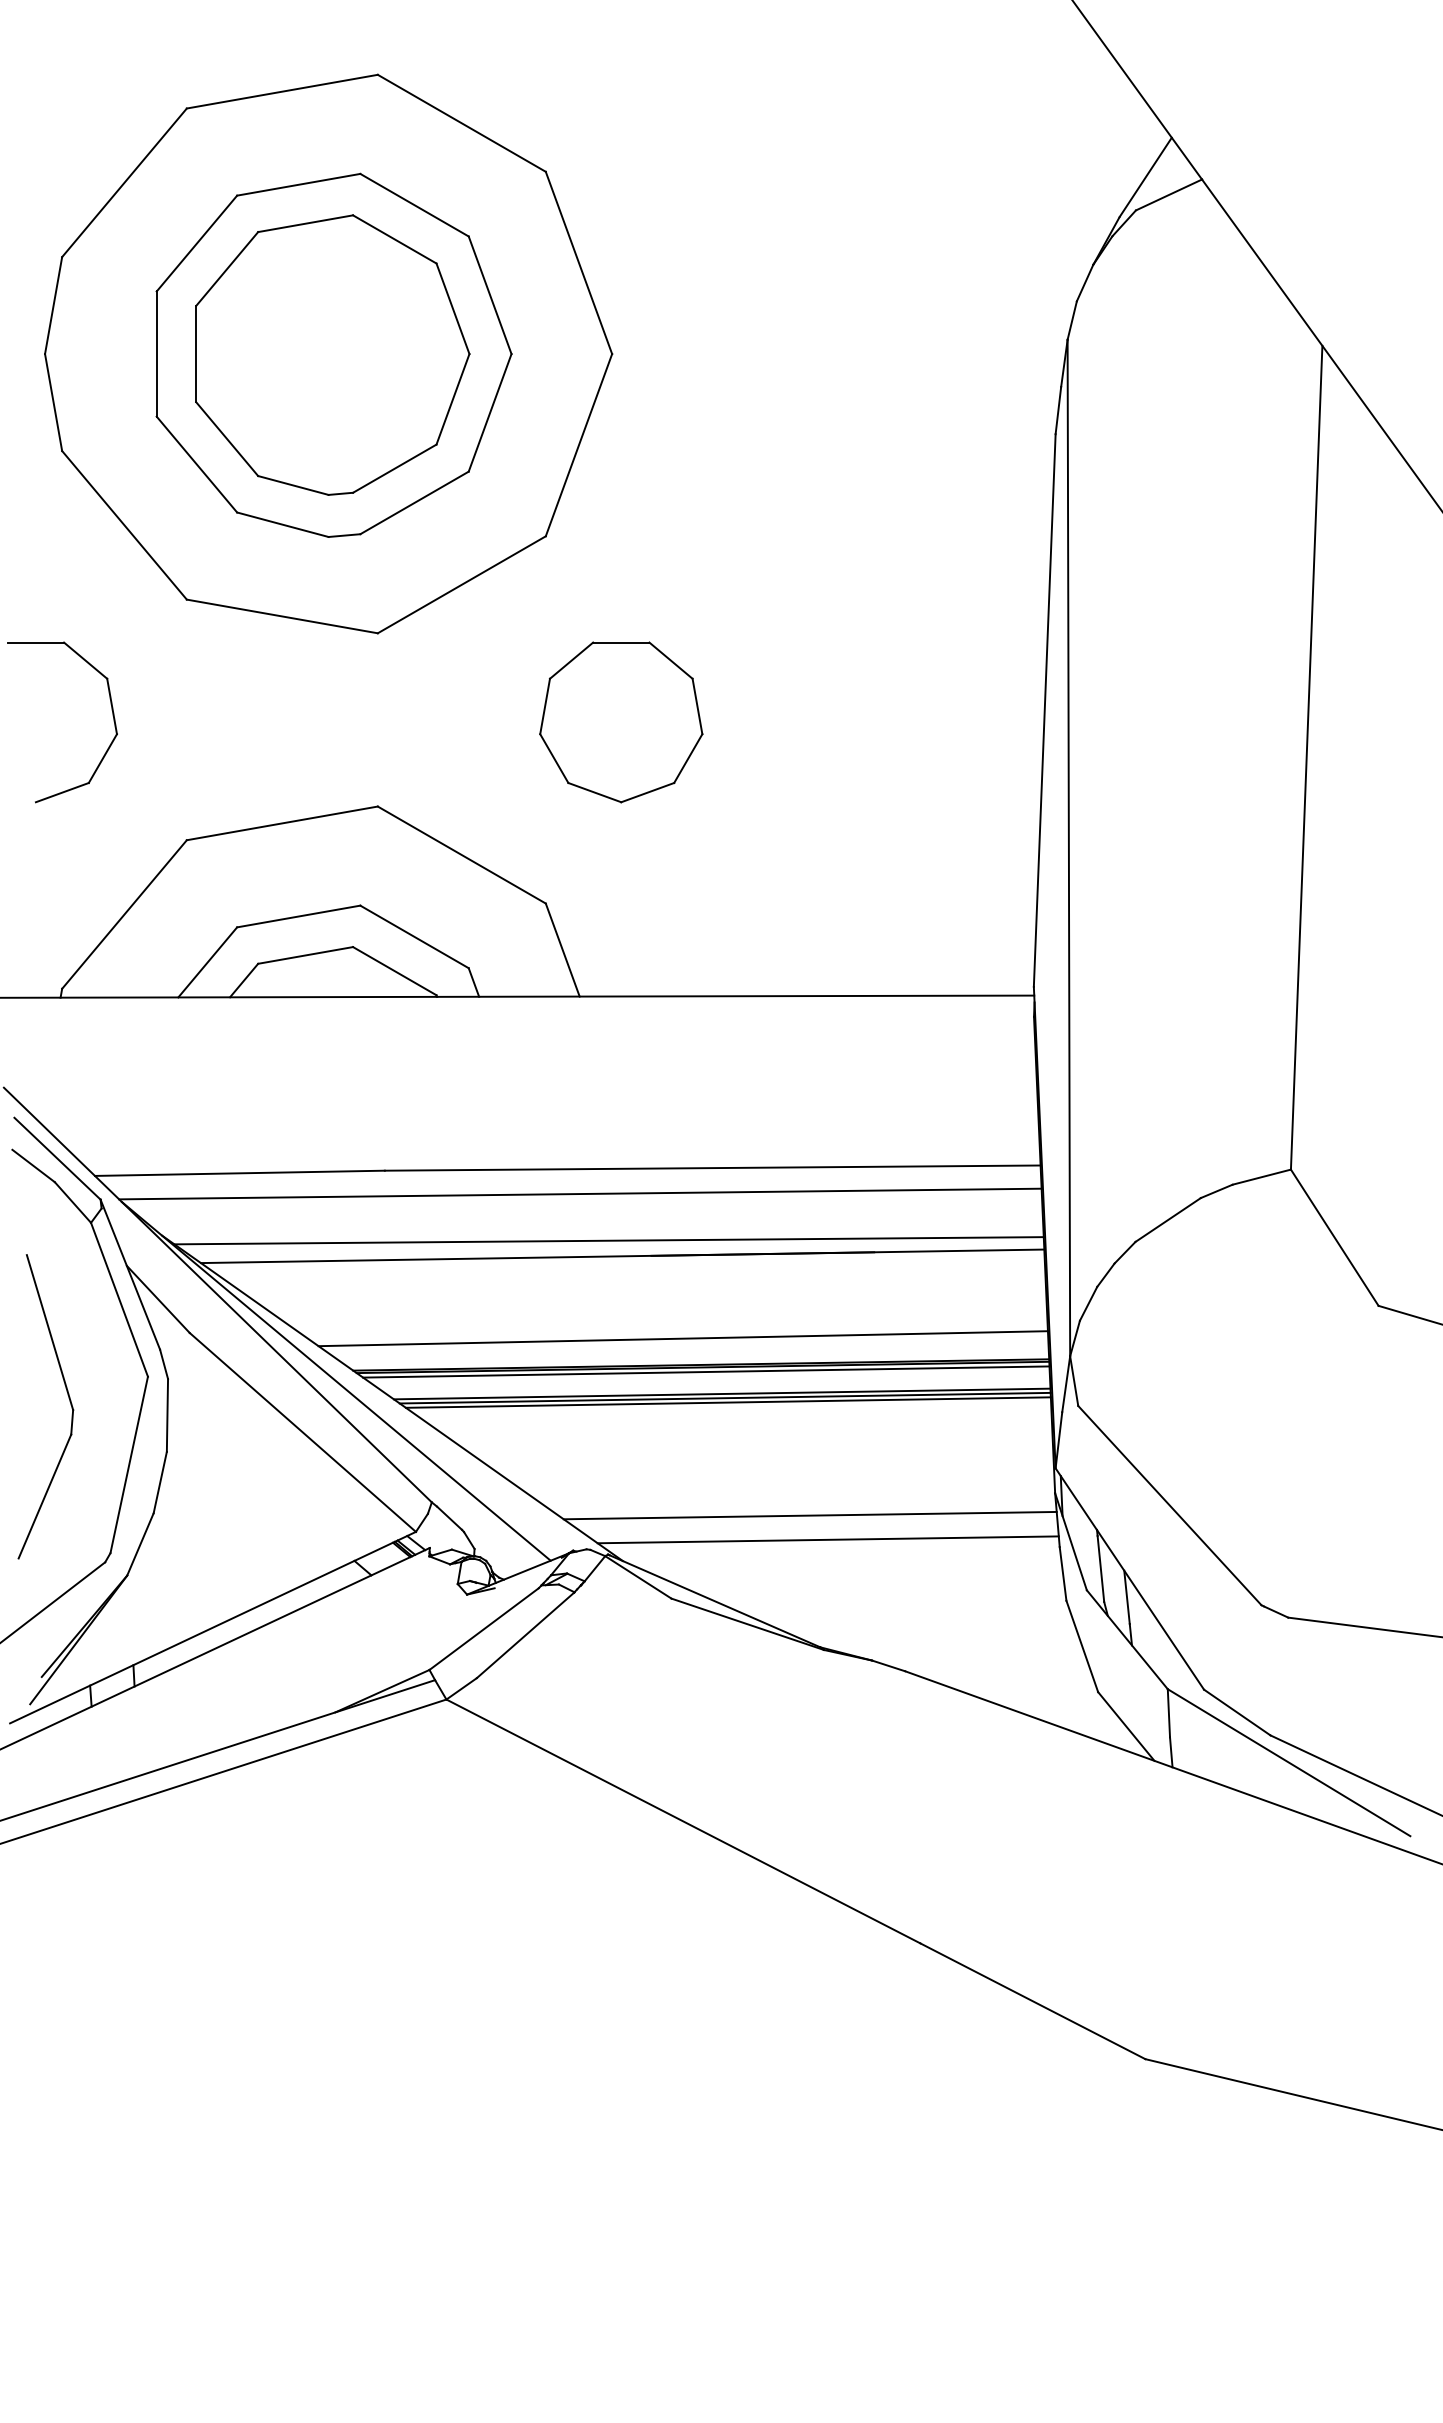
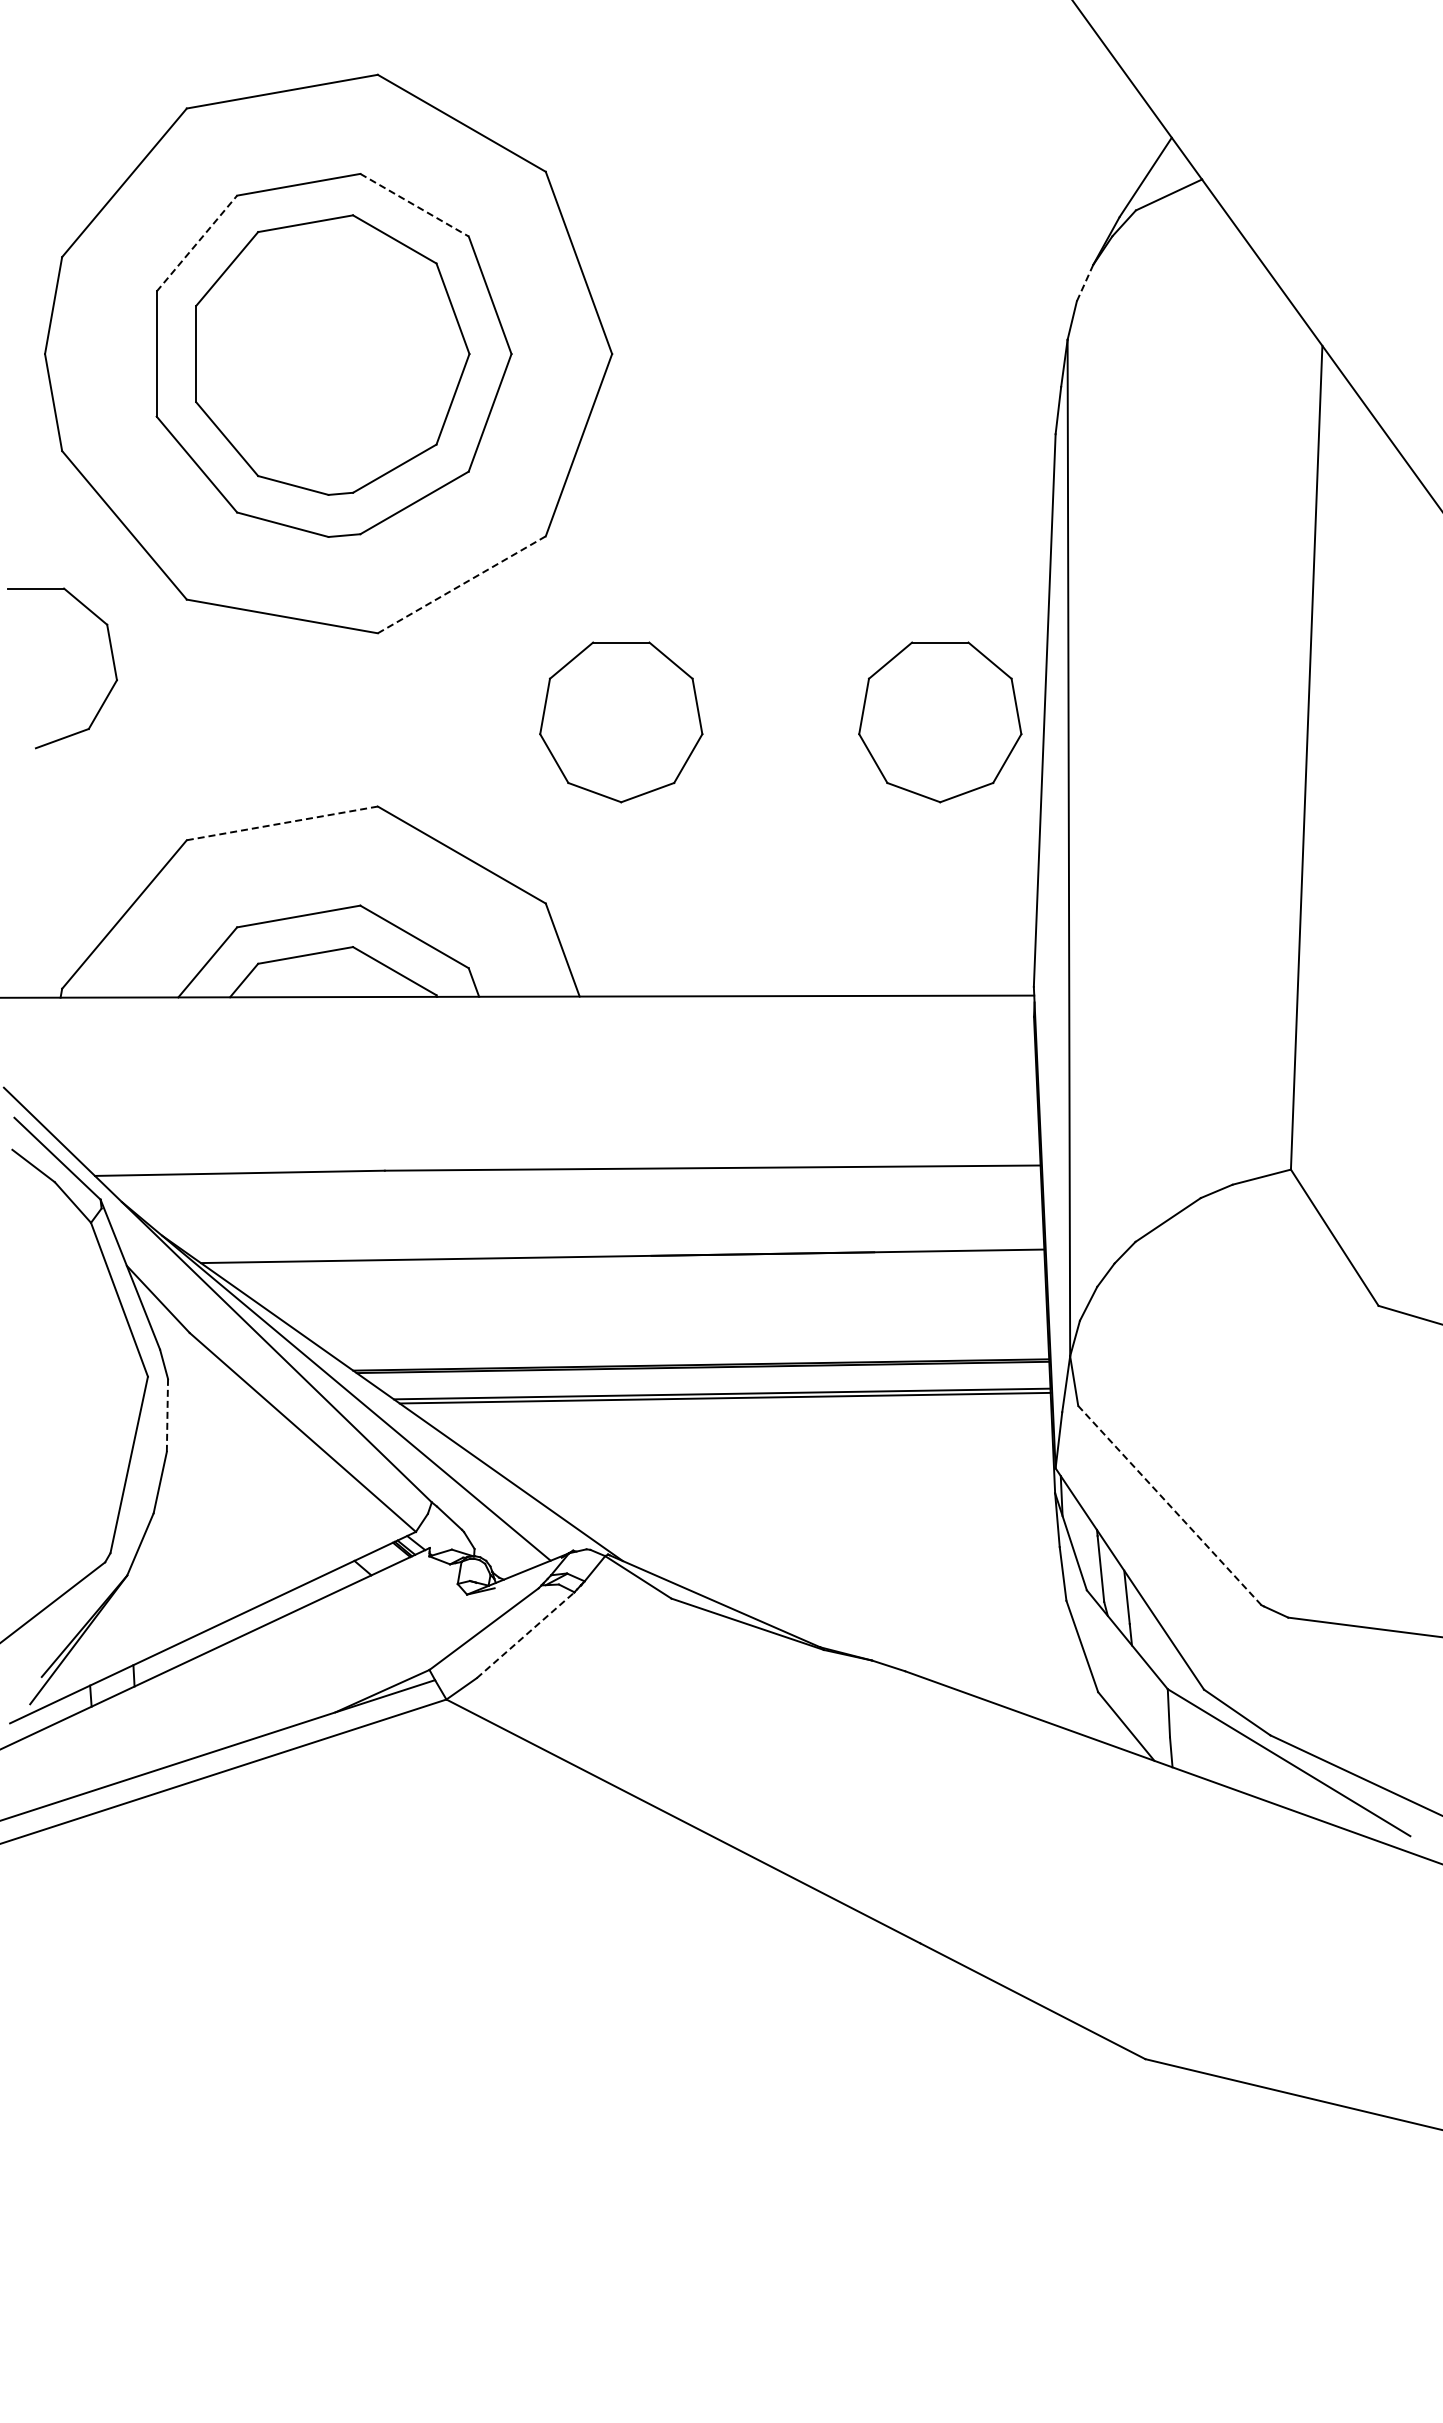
line: solid -> dashed (414, 205)
line: solid -> dashed (196, 243)
line: solid -> dashed (1084, 283)
line: solid -> dashed (461, 584)
part position: (111, 710) -> (111, 656) (111, 656)
part: none -> present (940, 722)
line: solid -> dashed (282, 823)
line: present -> none (580, 1193)
line: present -> none (608, 1240)
line: present -> none (682, 1338)
line: present -> none (706, 1371)
part: present -> none (68, 1398)
line: present -> none (727, 1402)
line: solid -> dashed (167, 1414)
line: solid -> dashed (1169, 1505)
line: present -> none (809, 1515)
line: present -> none (827, 1539)
line: solid -> dashed (525, 1635)
